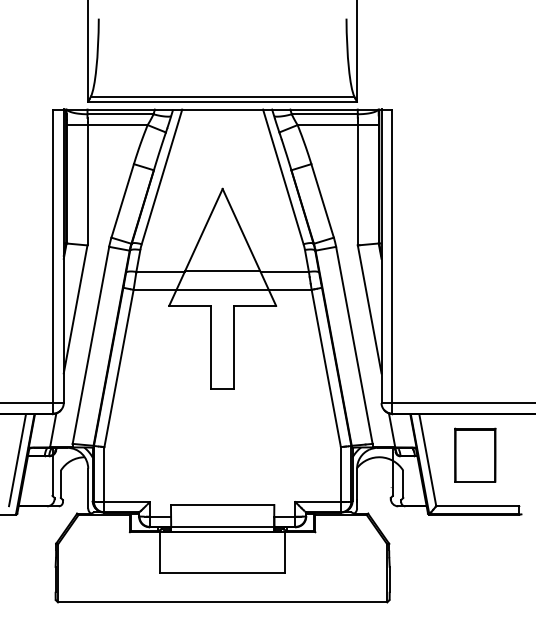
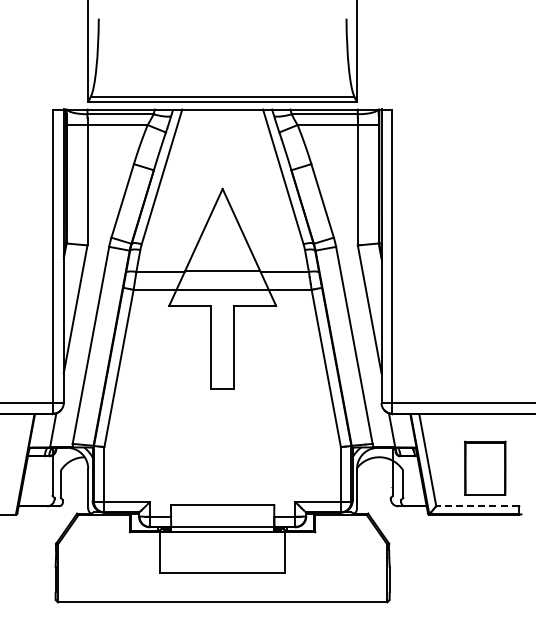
part position: (475, 454) -> (485, 467) (485, 467)
line: present -> none (17, 460)
line: solid -> dashed (477, 506)
